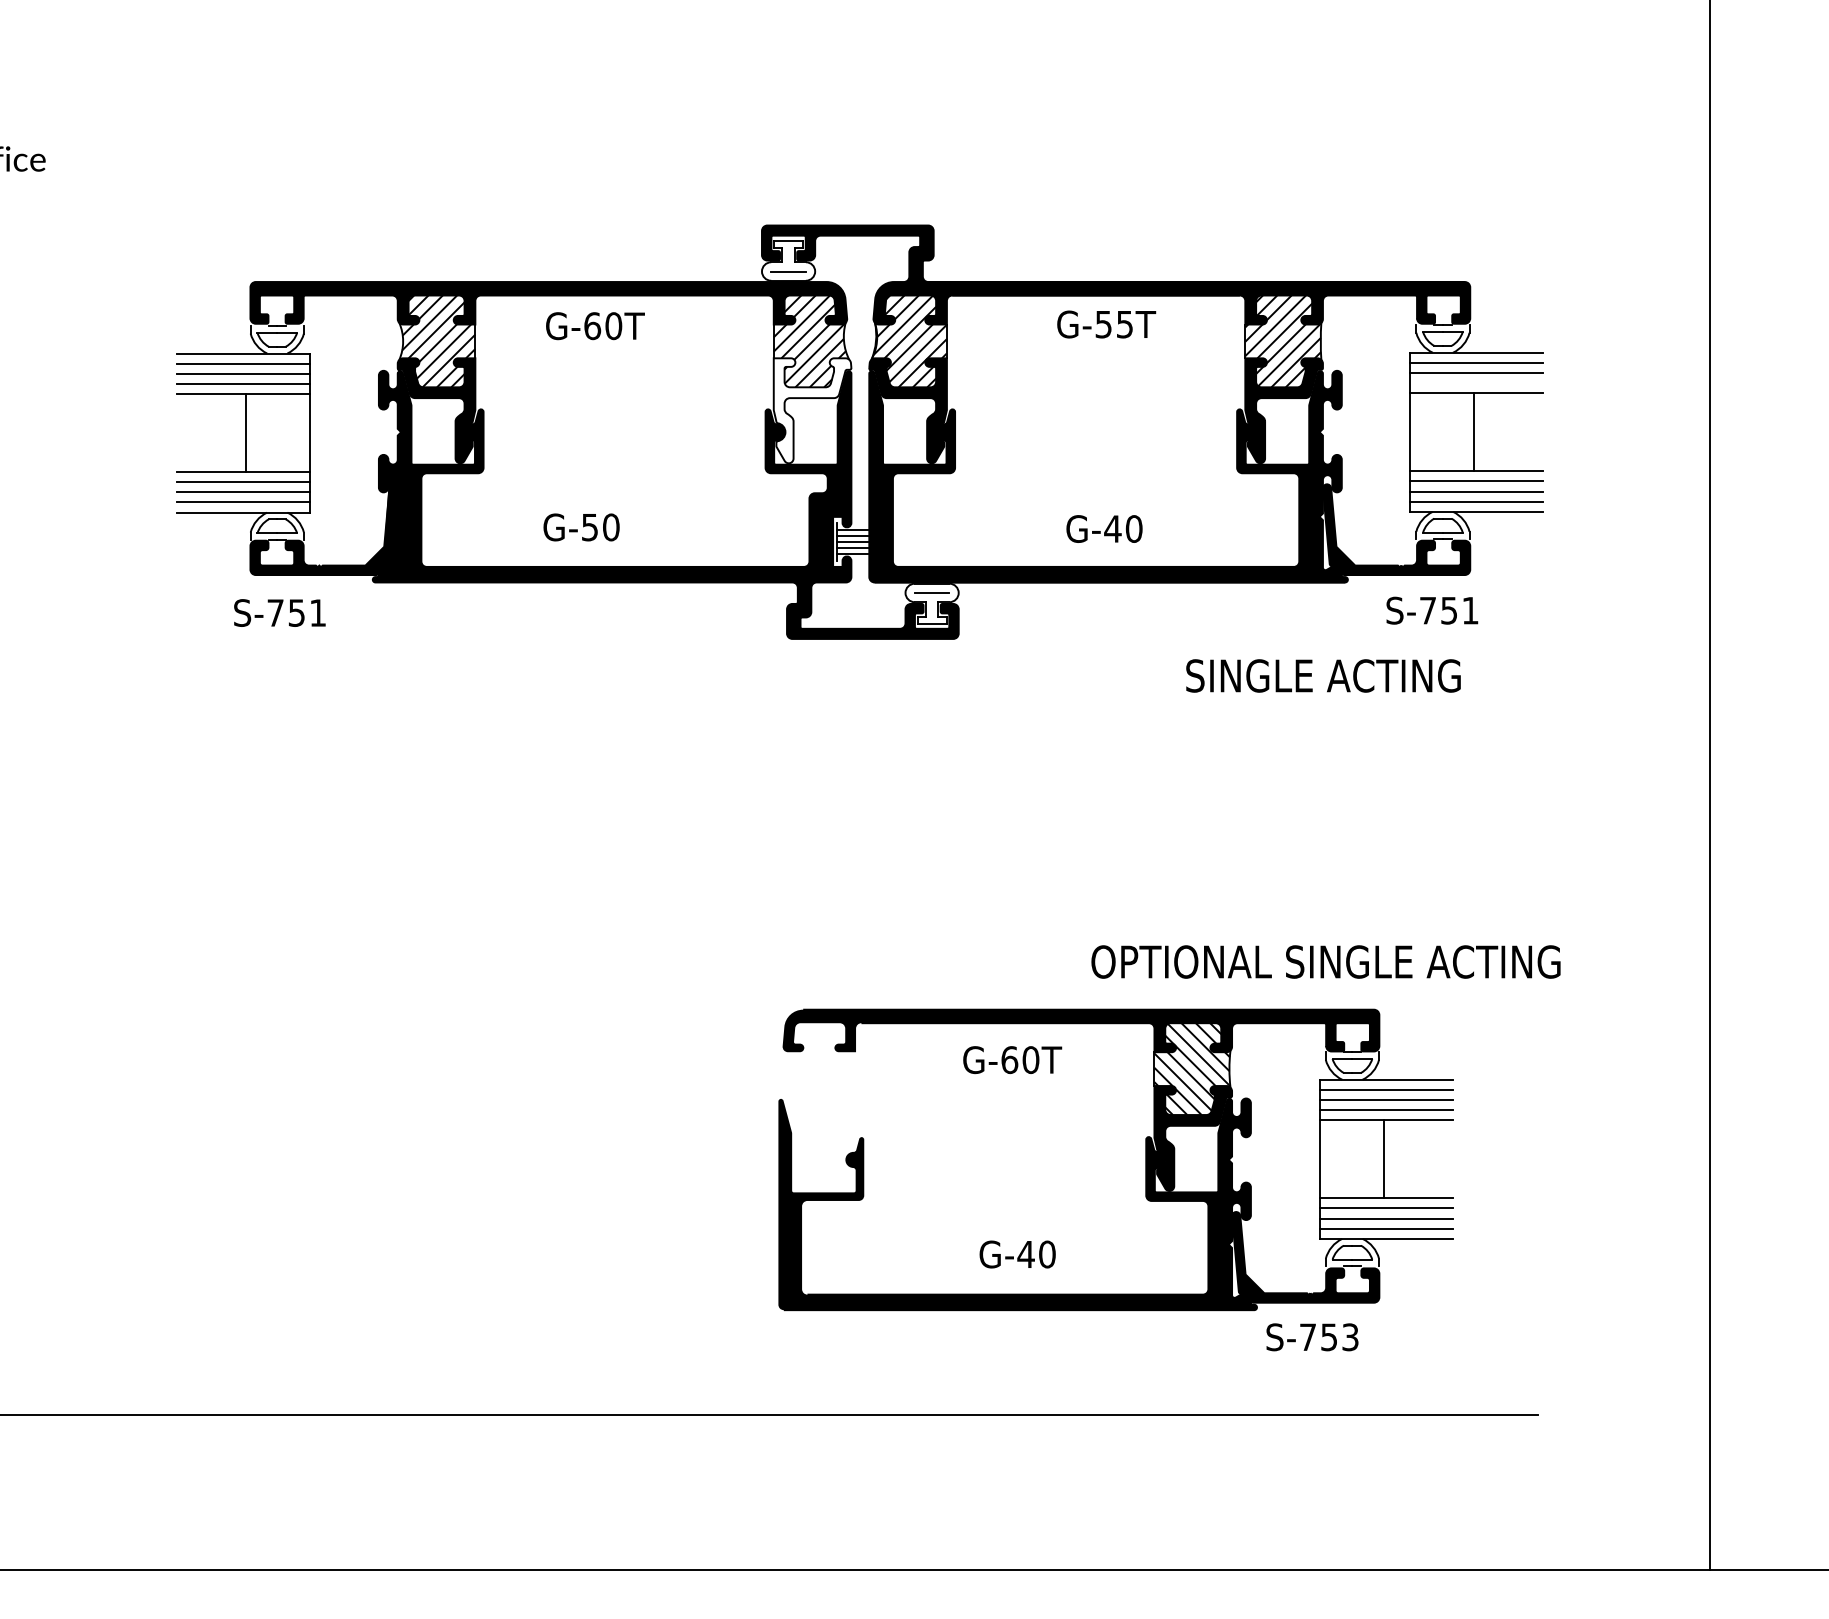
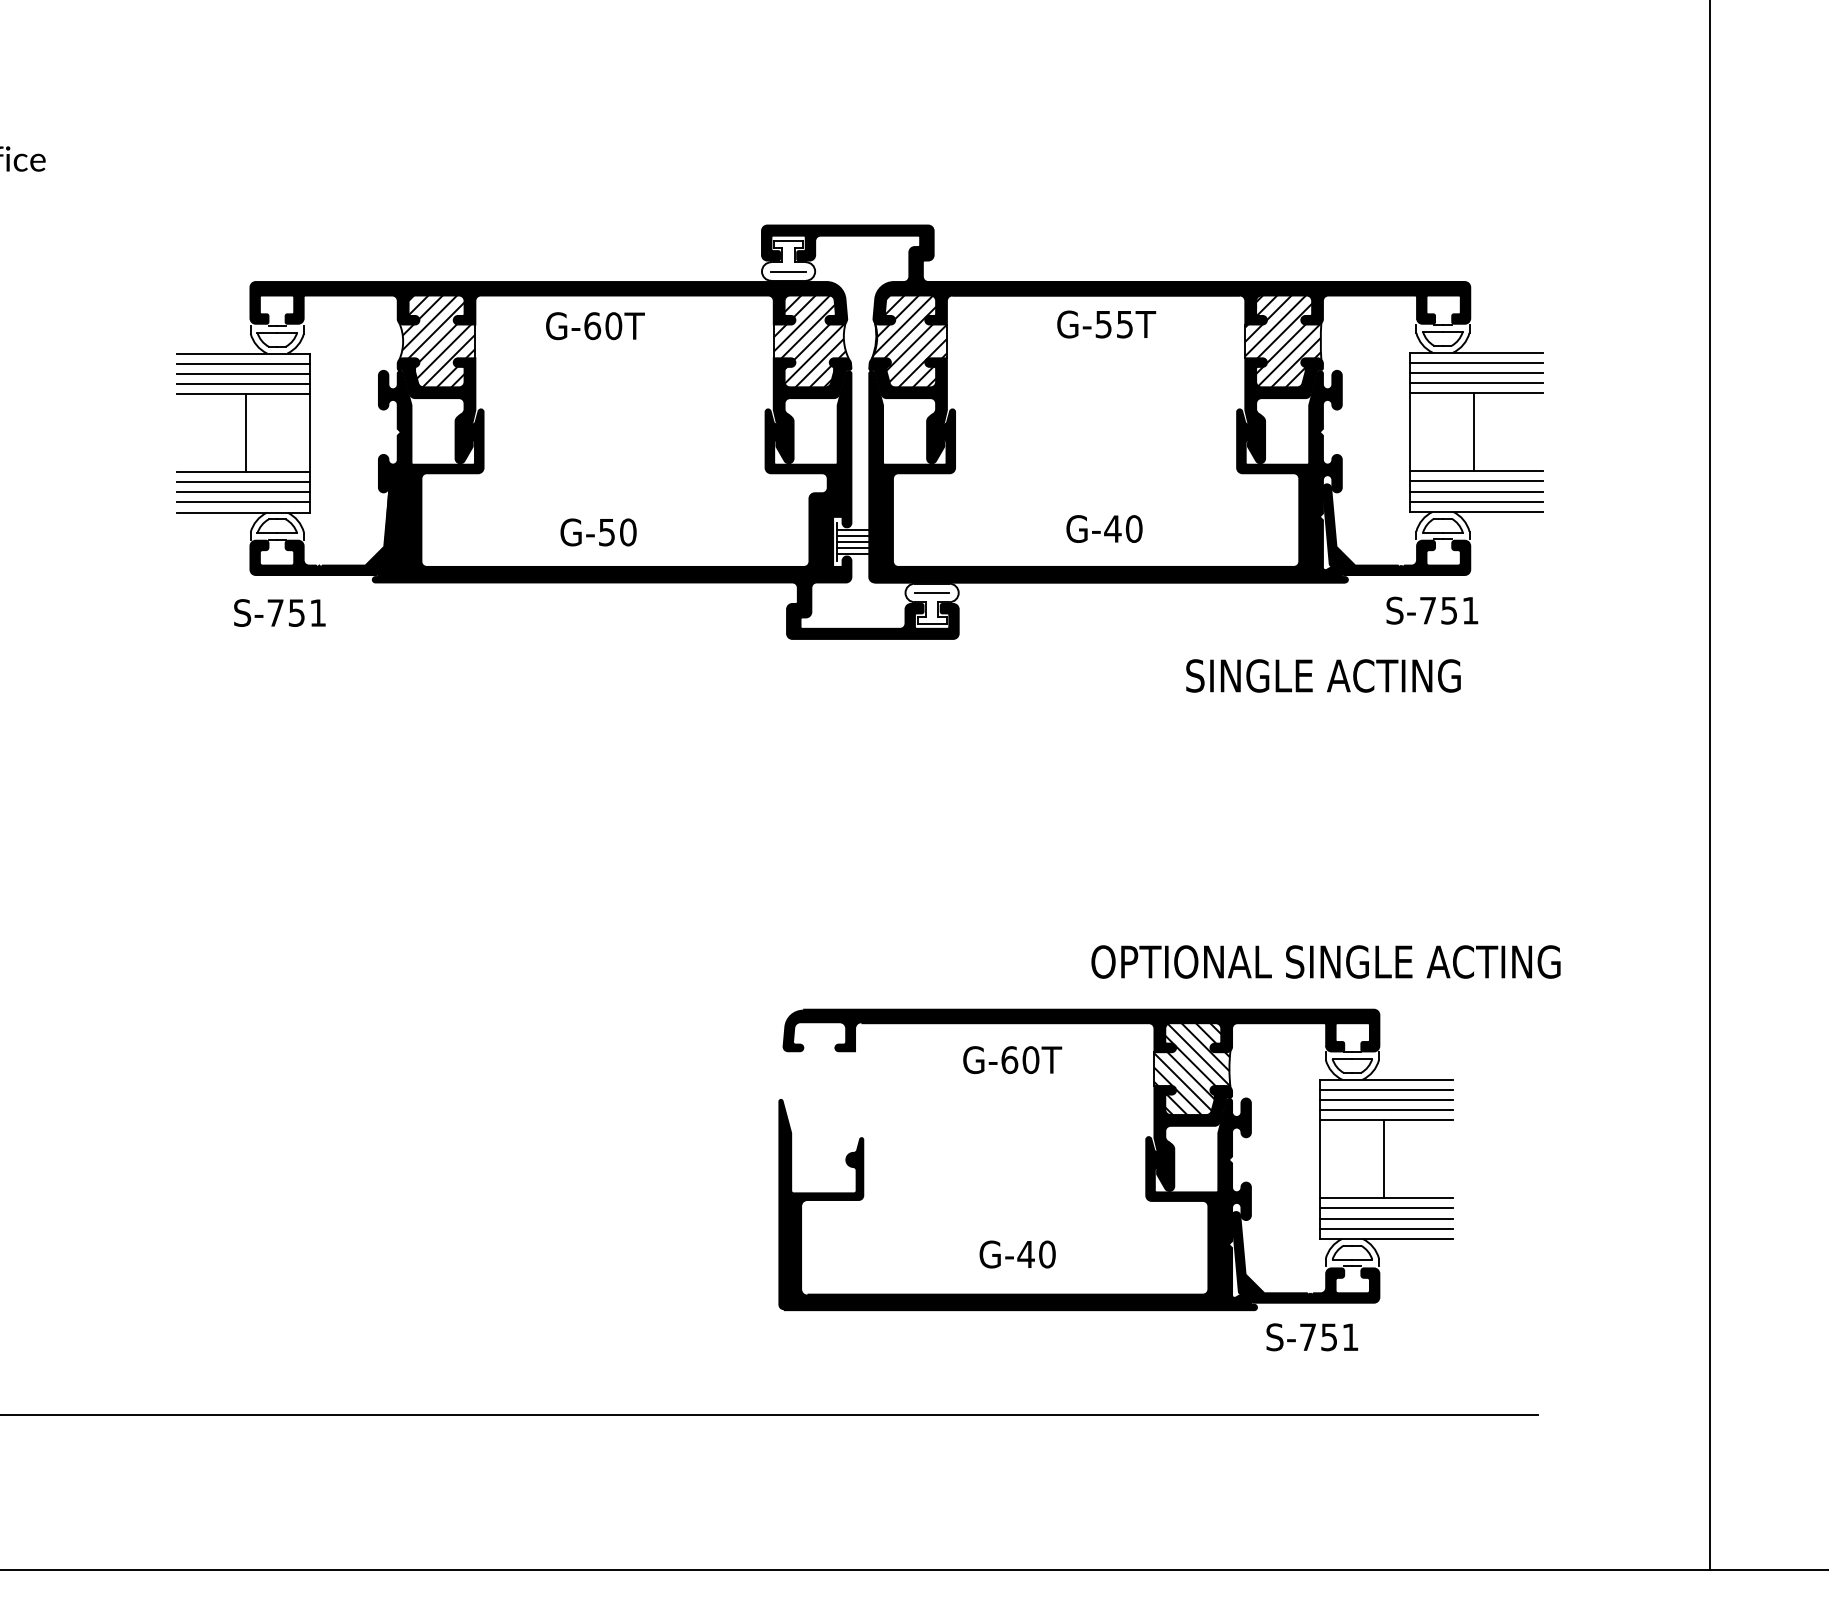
line: none -> present (1476, 383)
fill: none -> present (812, 410)
text position: (581, 527) -> (598, 532) (598, 532)
text: S-753 -> S-751 (1350, 1337)
